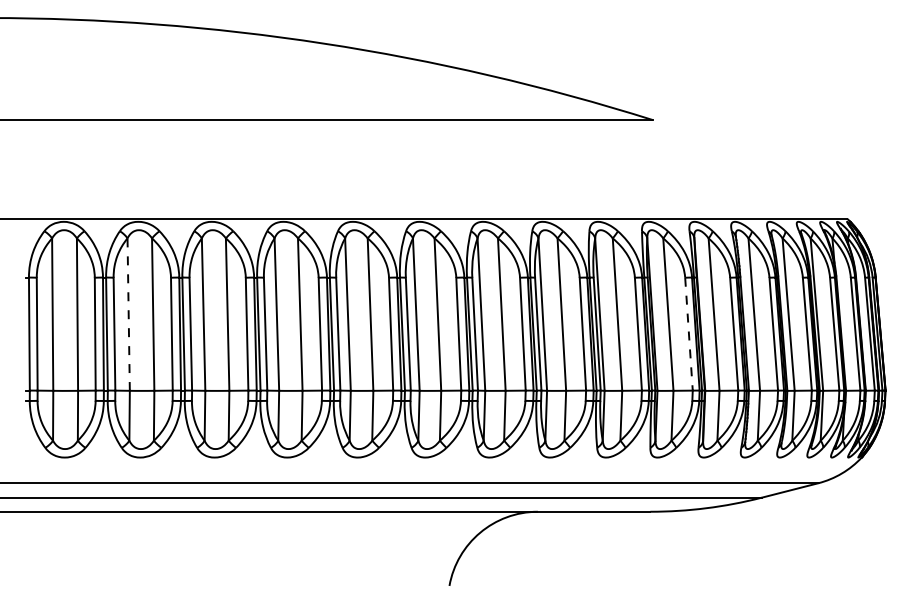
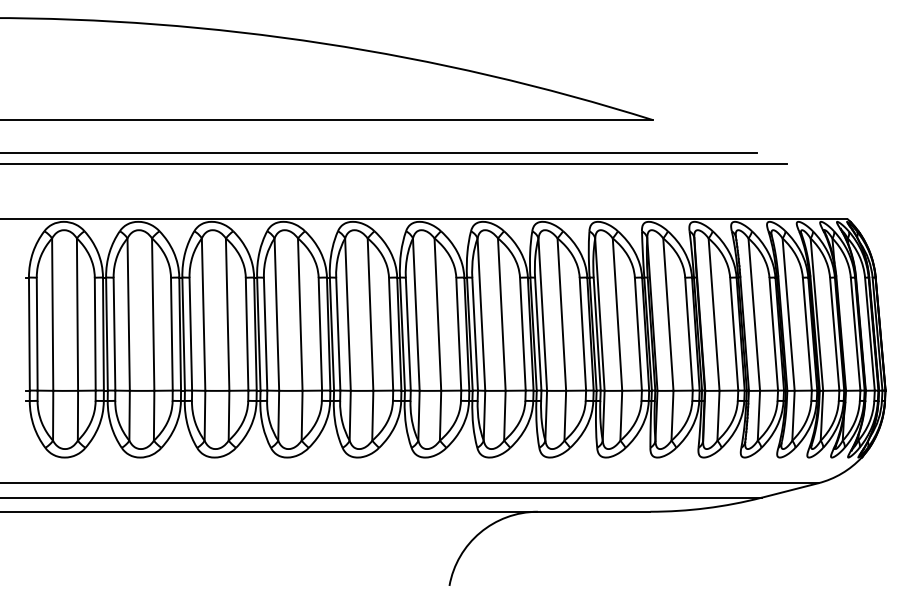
line: none -> present (379, 152)
line: none -> present (394, 164)
line: dashed -> solid (128, 315)
line: dashed -> solid (688, 334)
